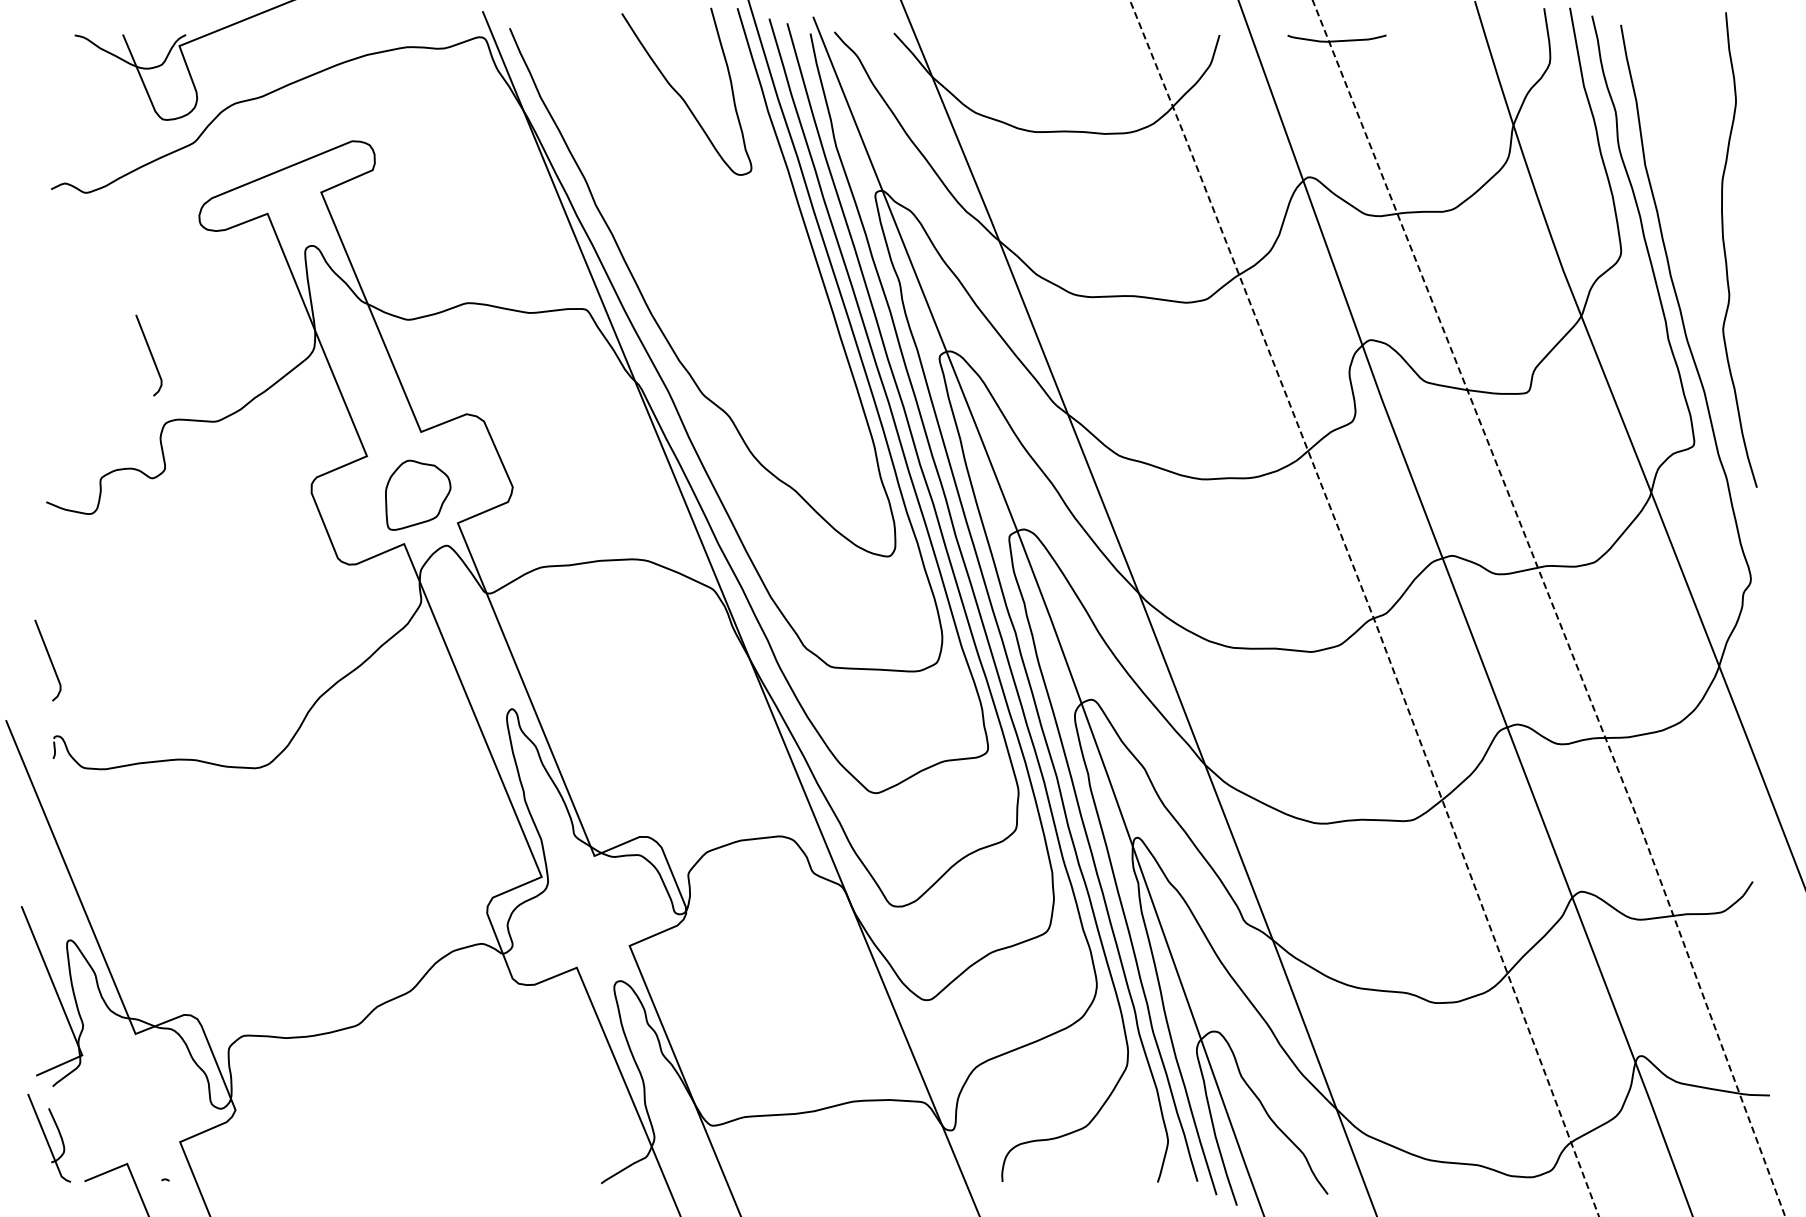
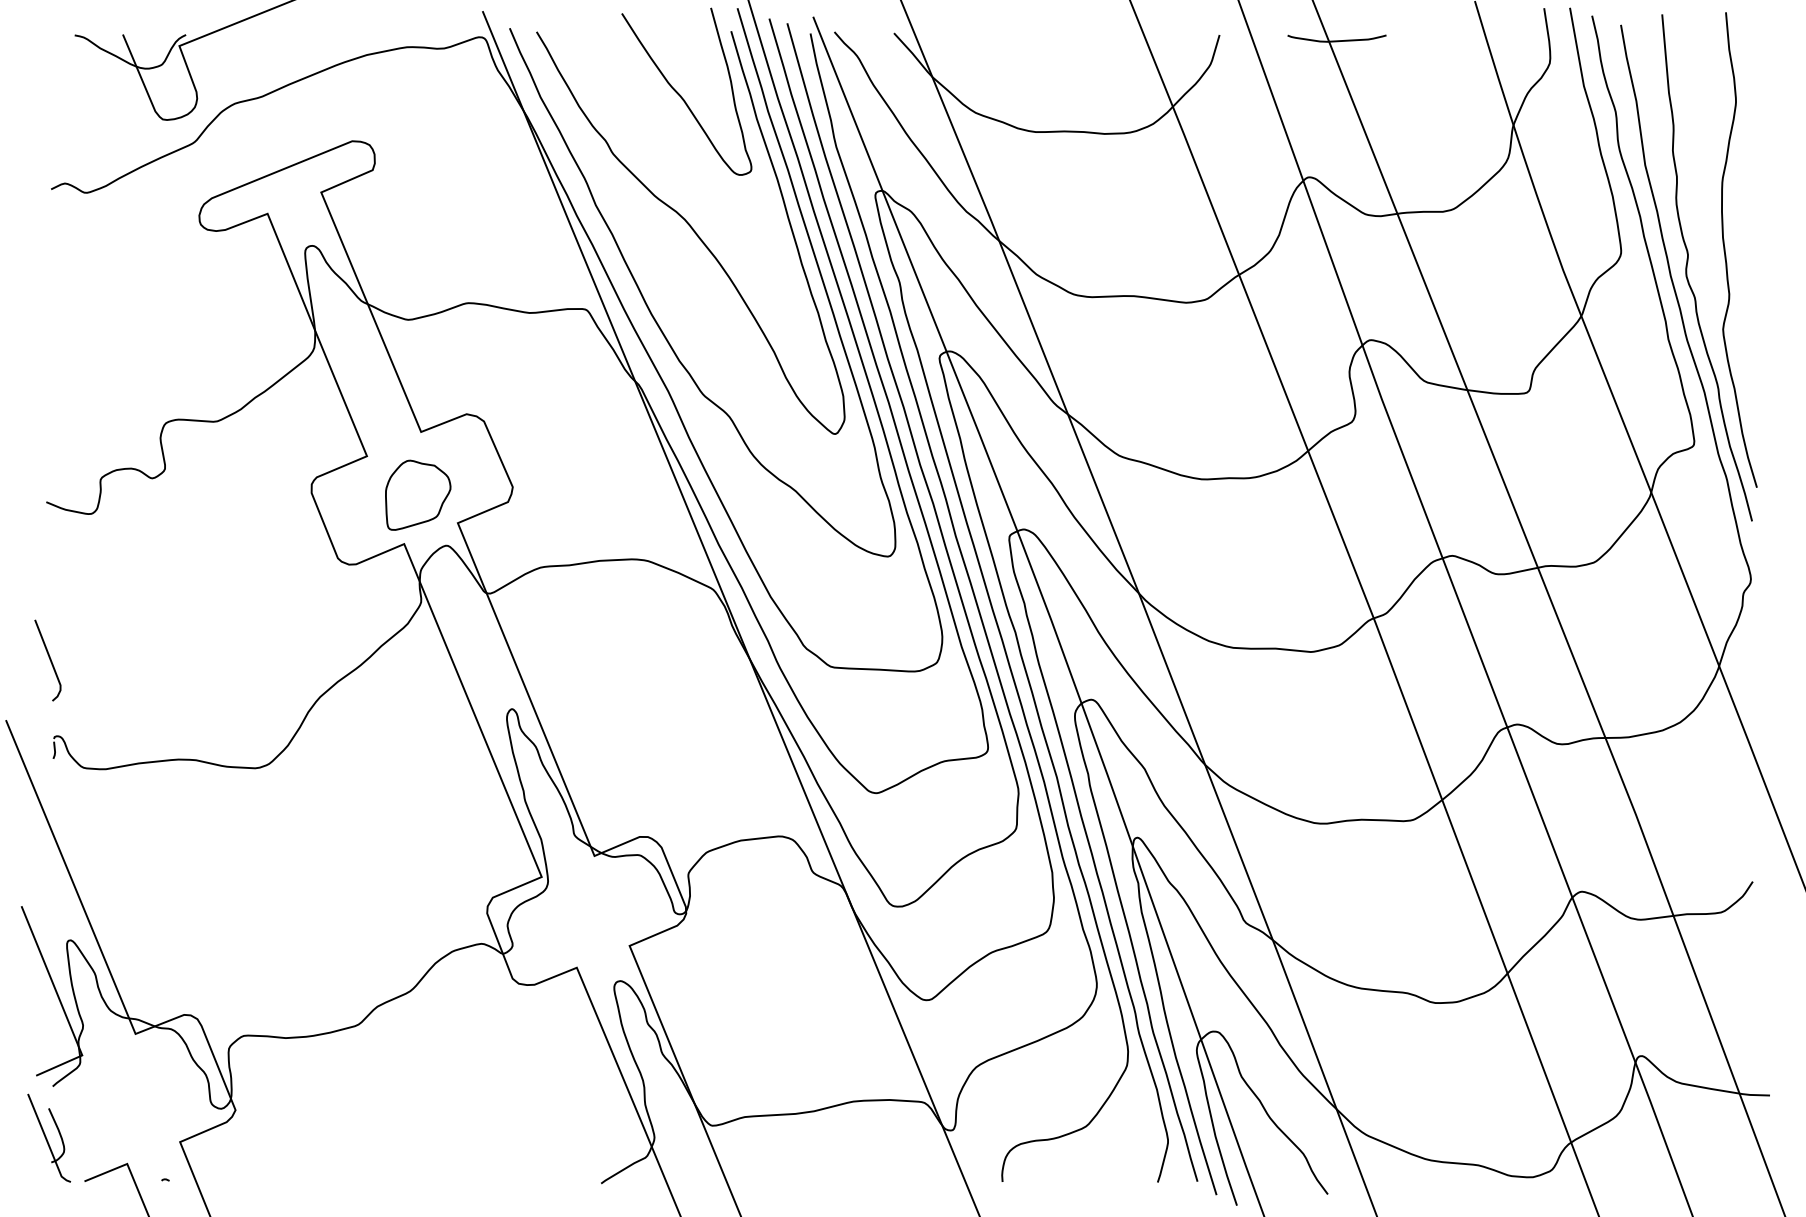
curve: none -> present (692, 230)
curve: none -> present (1688, 262)
line: present -> none (150, 355)
line: dashed -> solid (1369, 606)
line: dashed -> solid (1553, 606)
